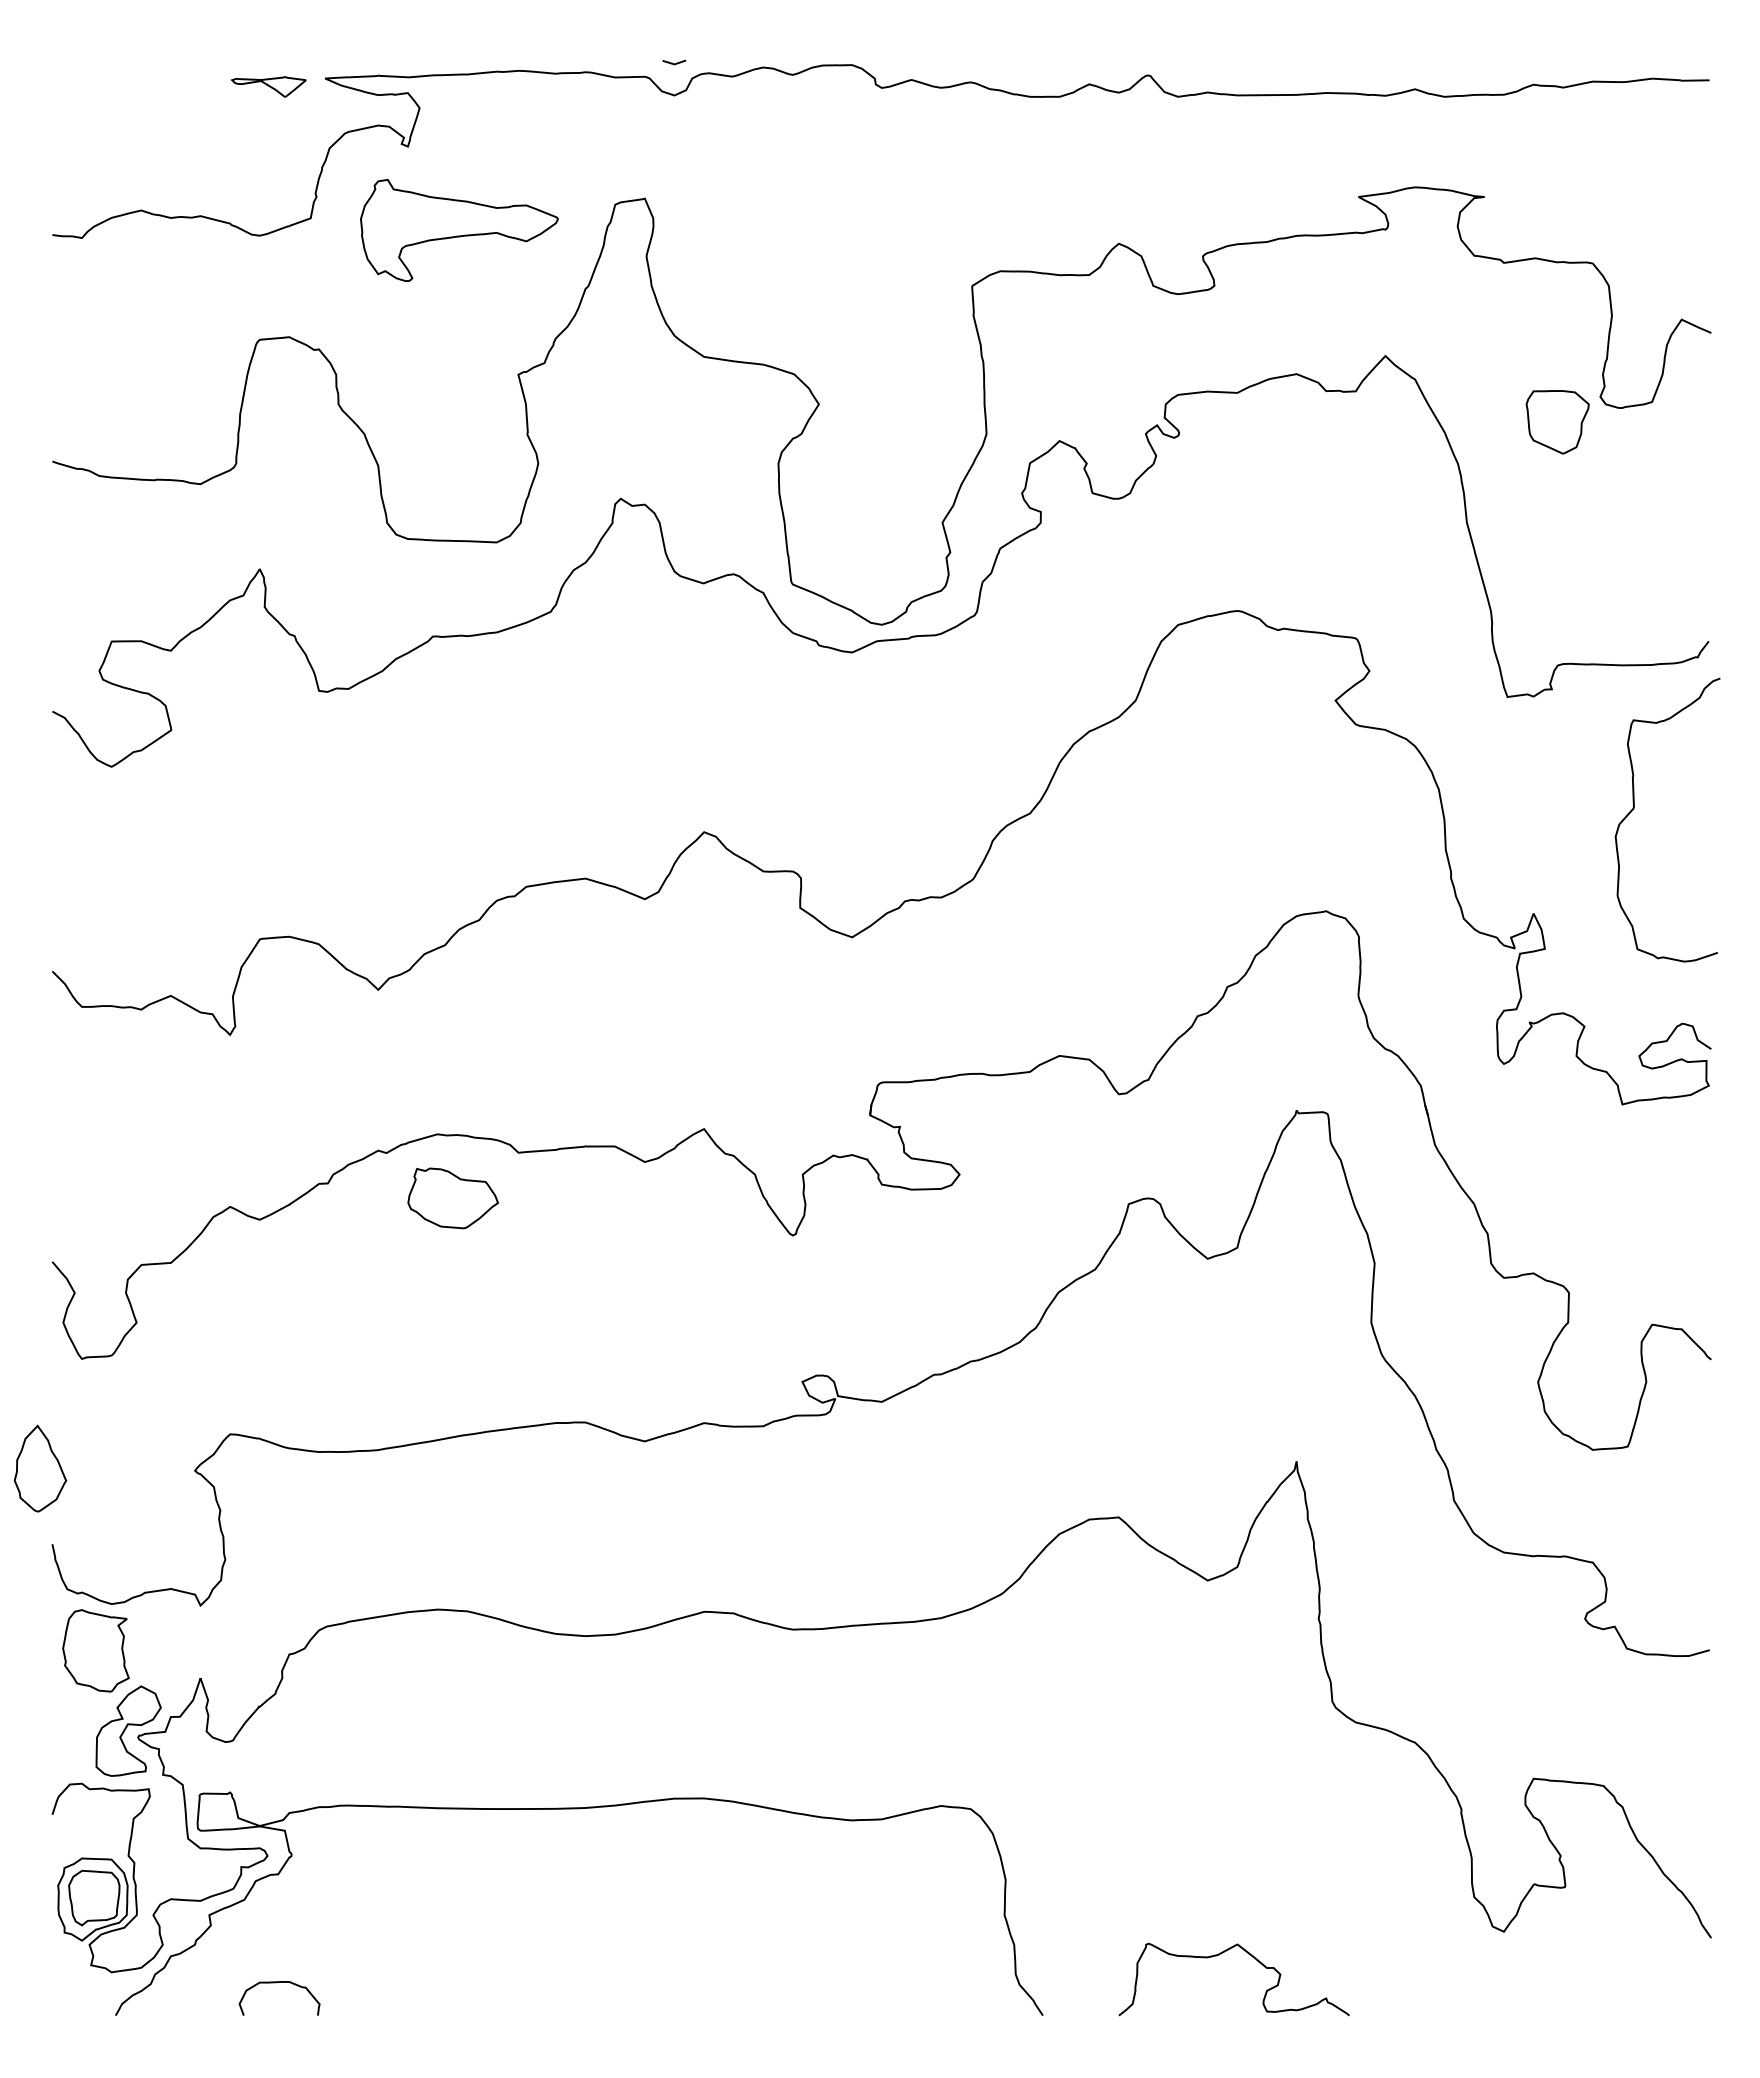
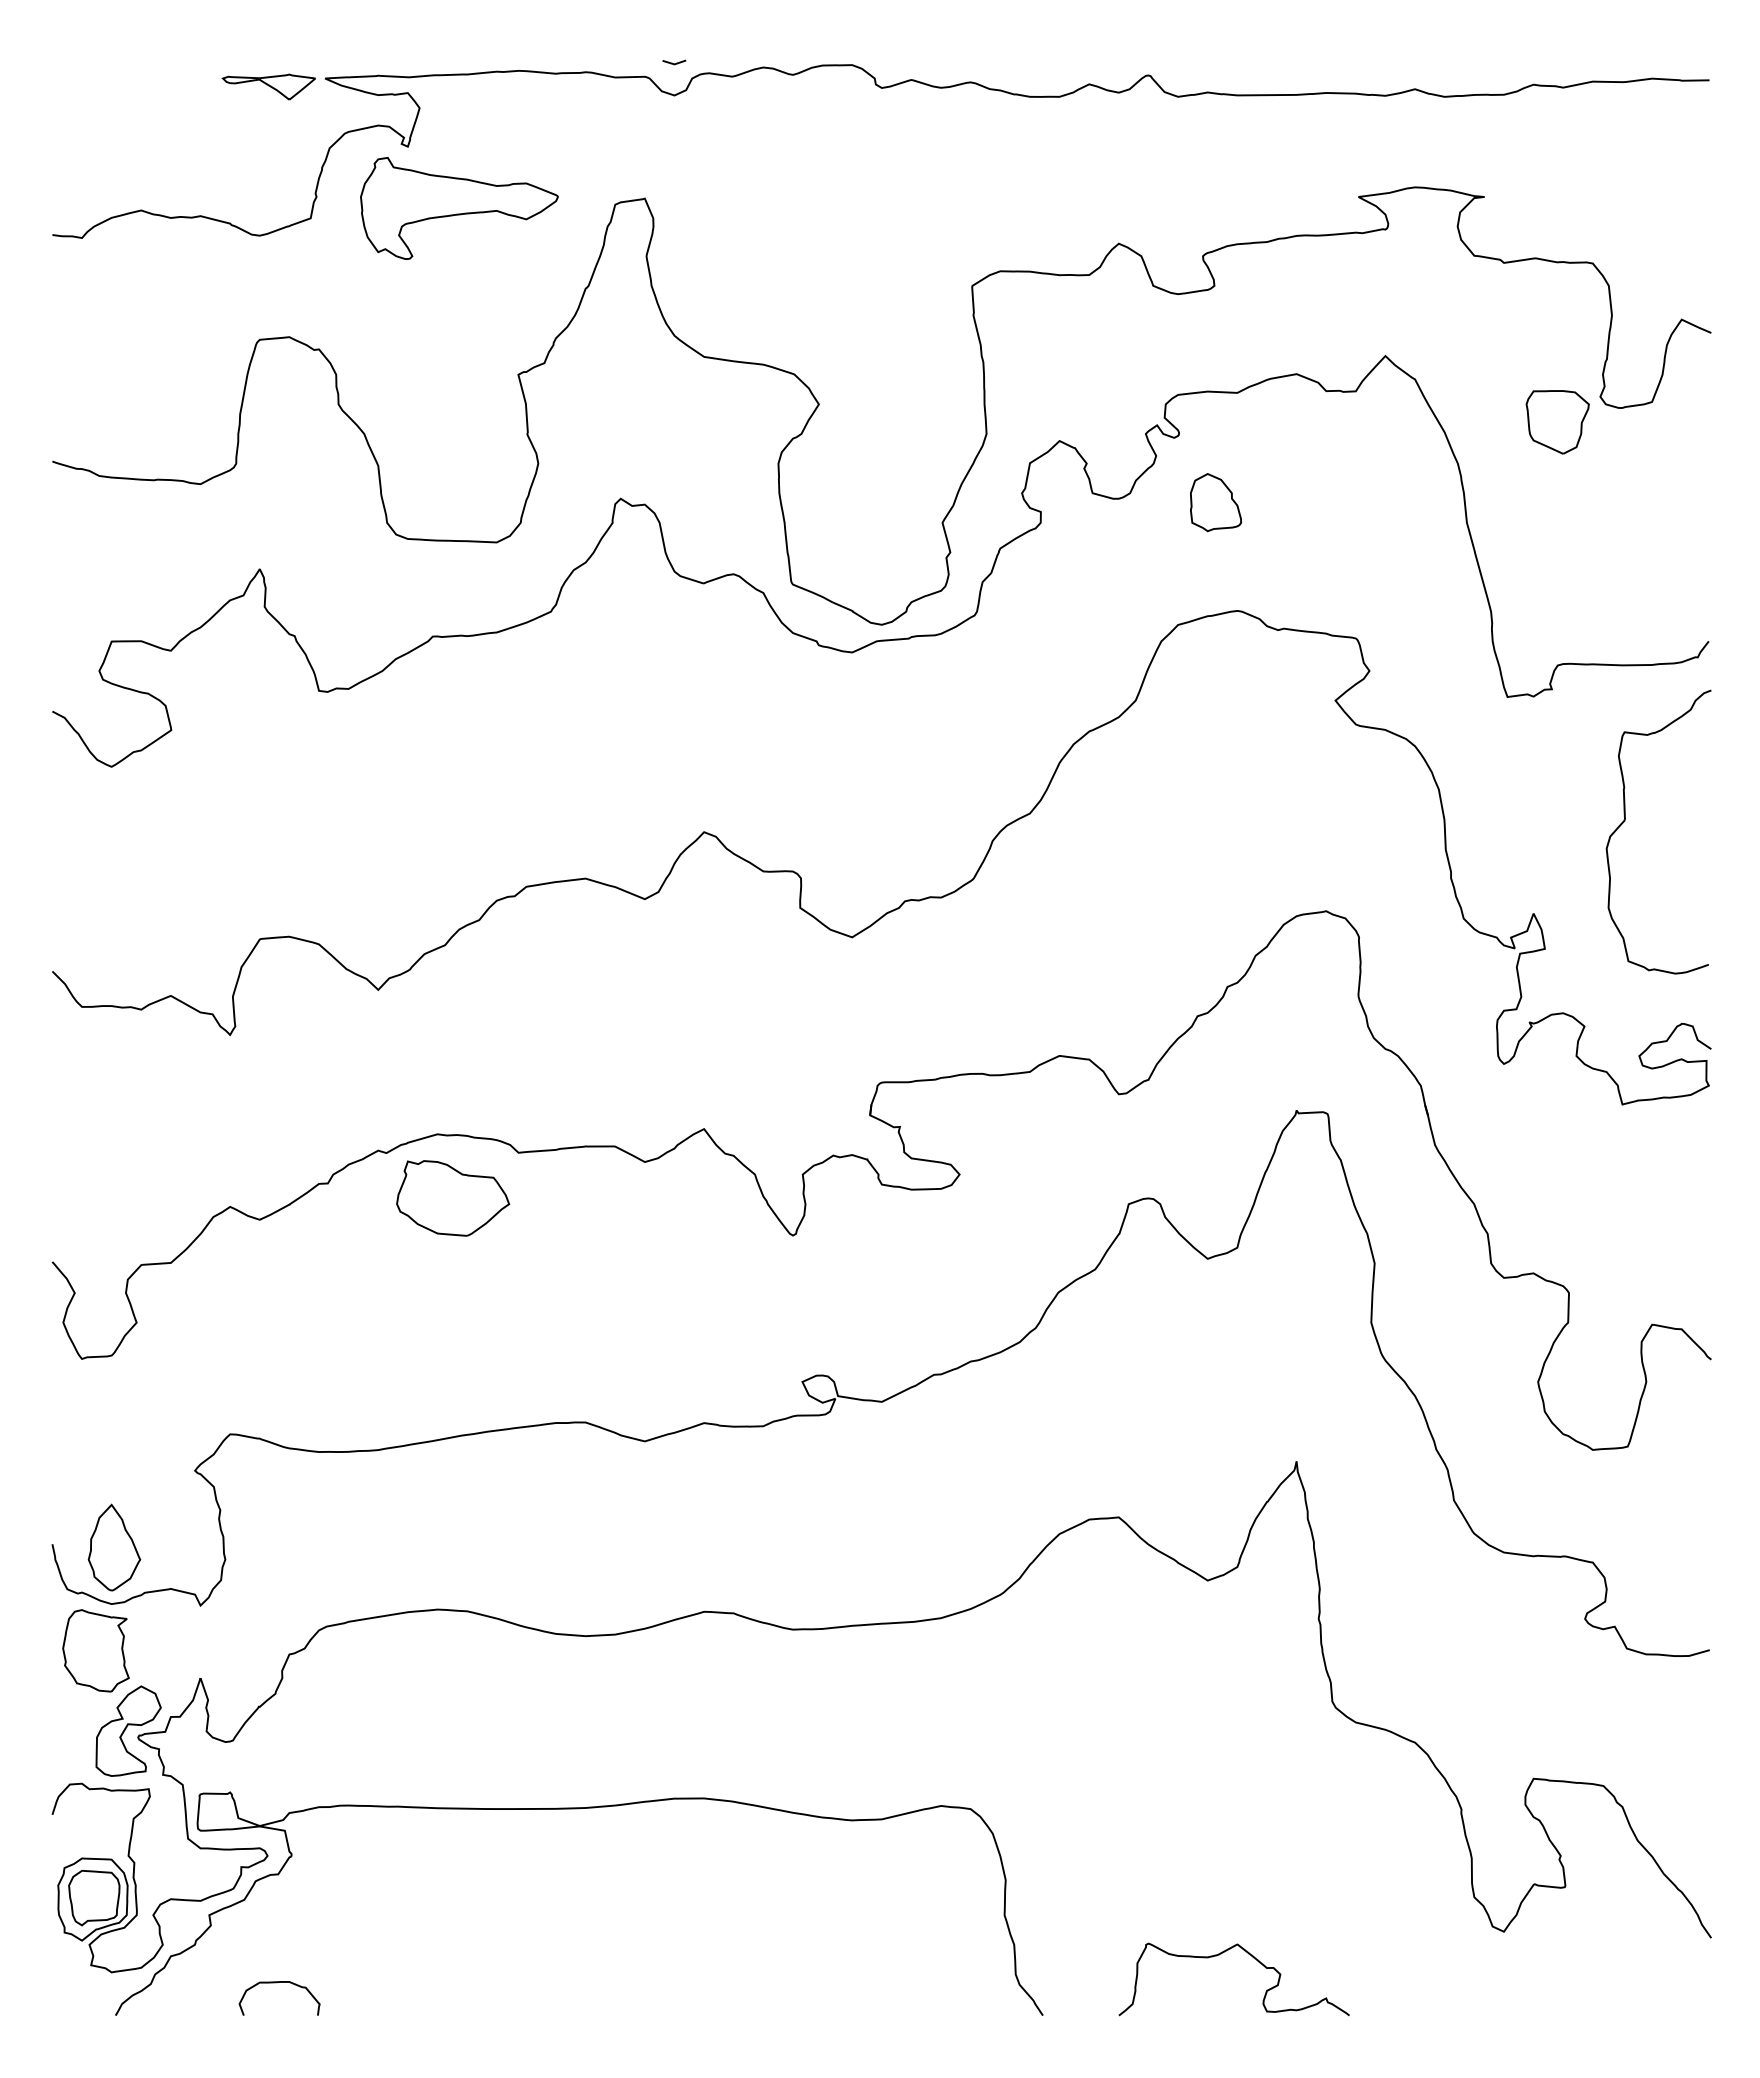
part size: 77x22 px -> 95x28 px (268, 86)
part position: (459, 230) -> (459, 208) (459, 208)
part: none -> present (1215, 502)
curve position: (1634, 809) -> (1625, 821) (1625, 821)
part size: 92x63 px -> 115x77 px (453, 1198)
part position: (40, 1468) -> (114, 1547) (114, 1547)
